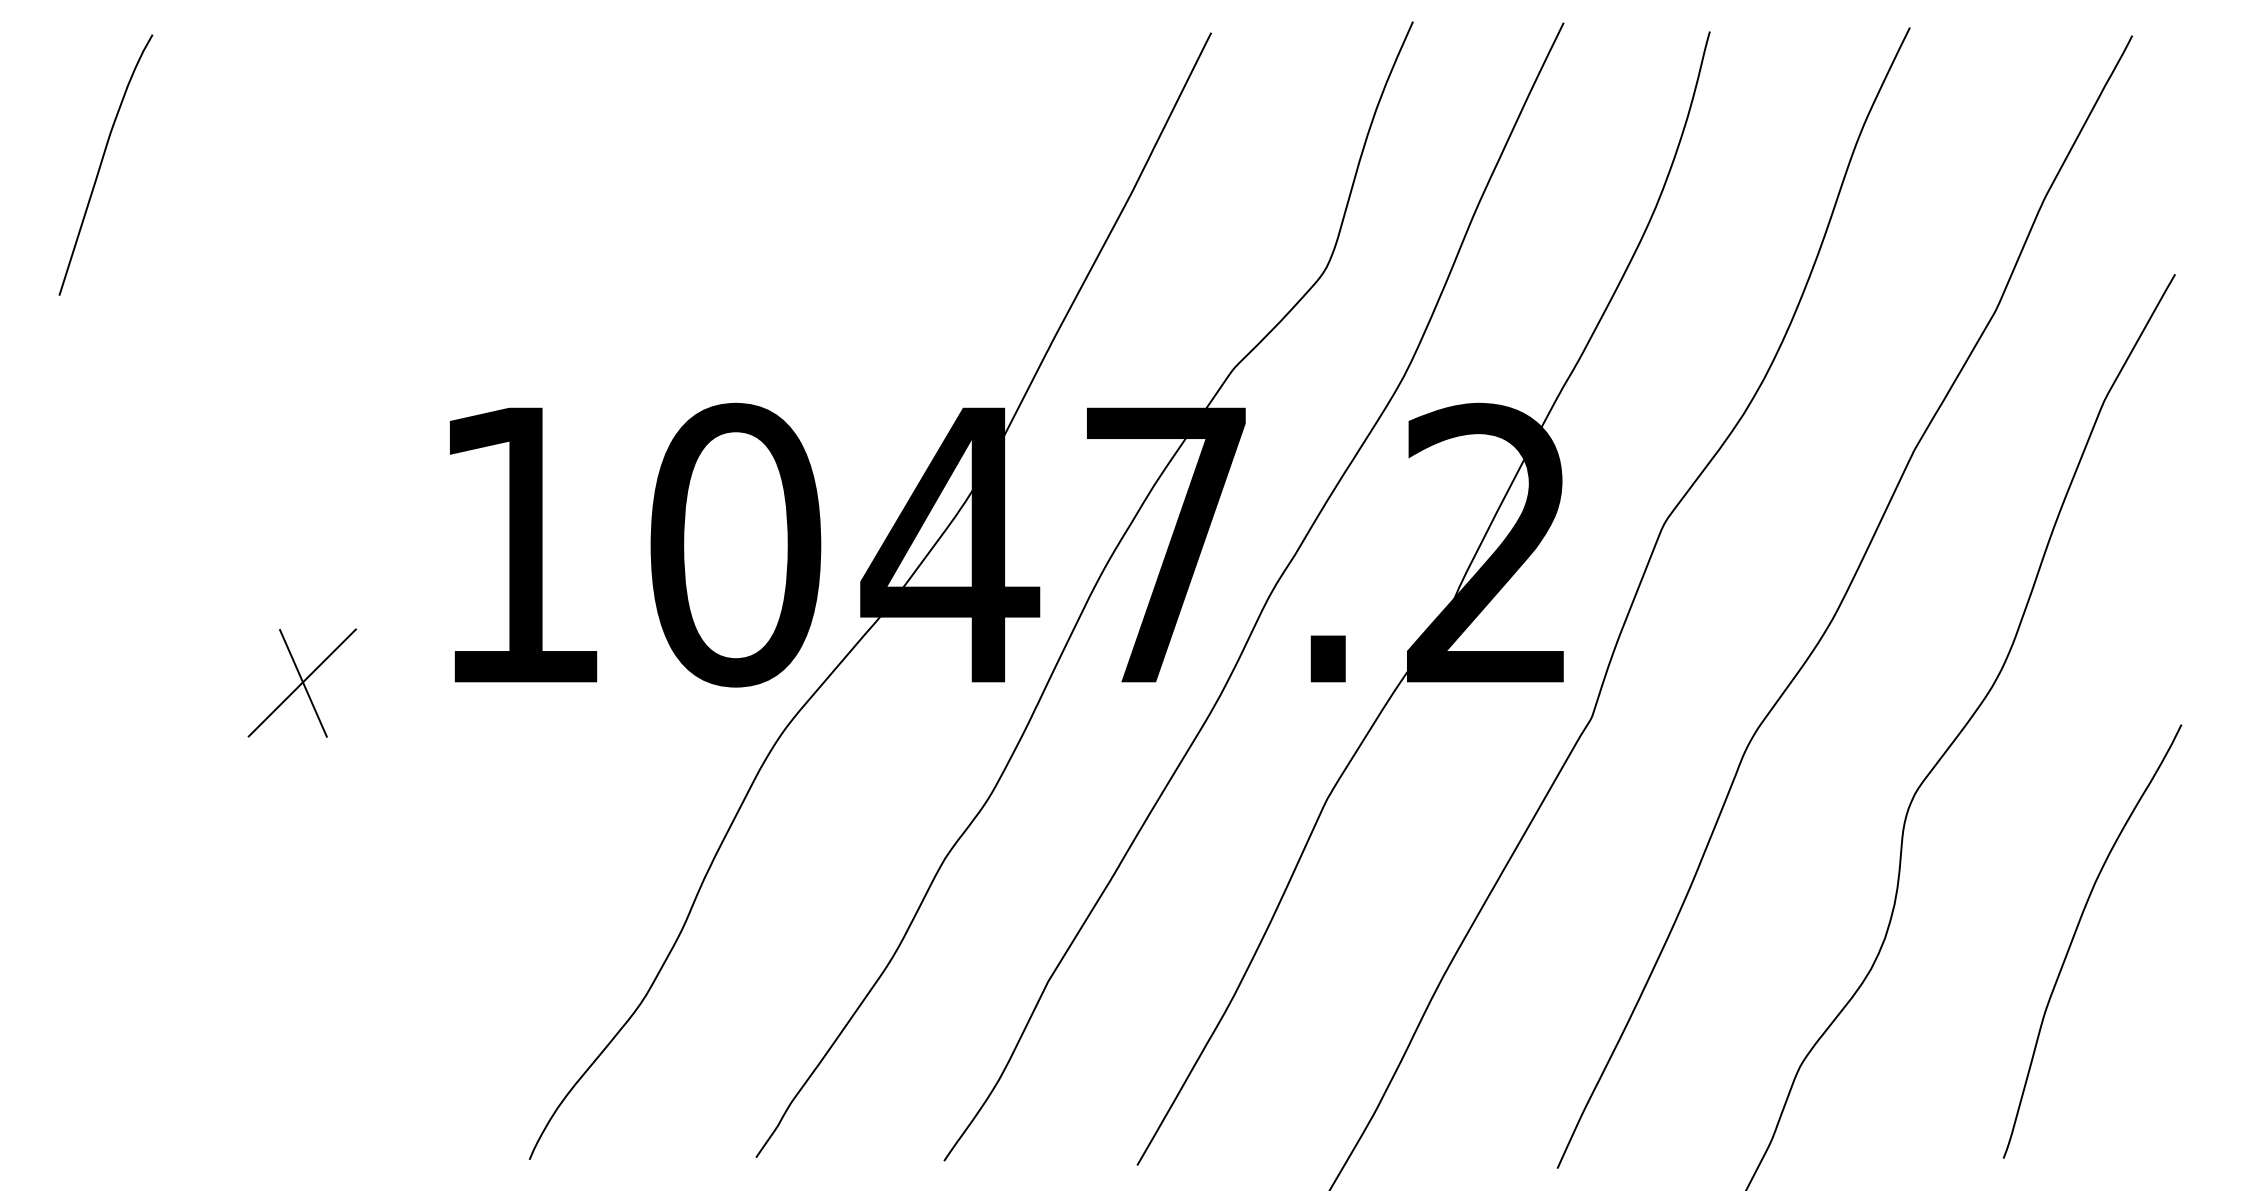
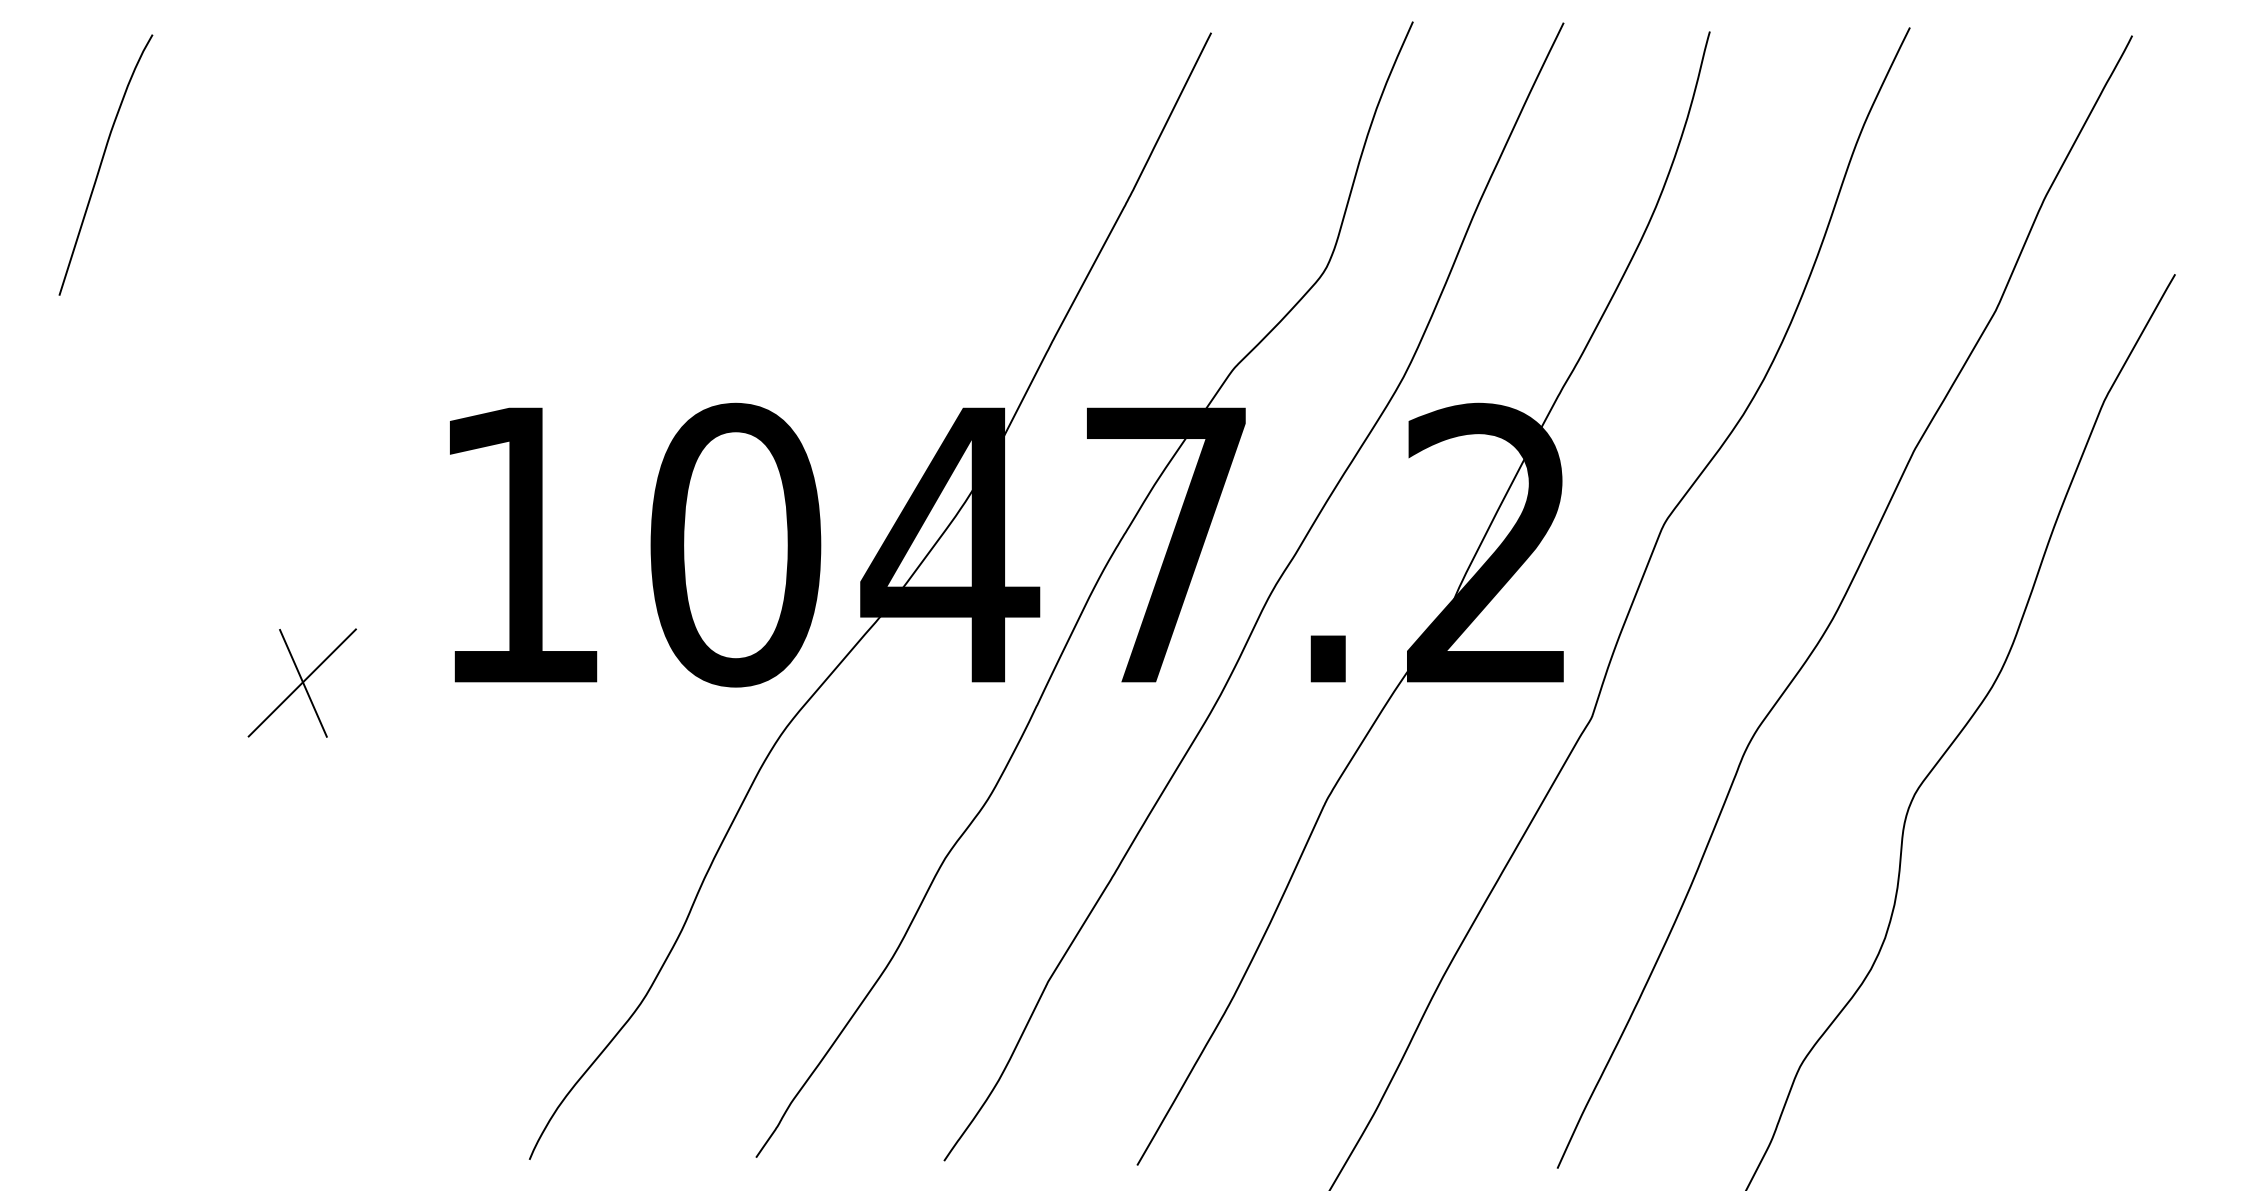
curve: present -> none (2075, 935)
